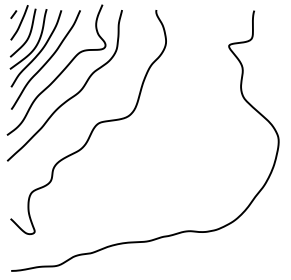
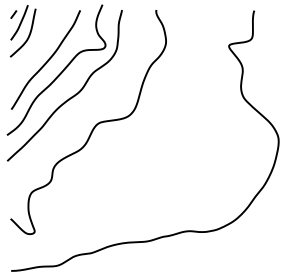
part: present -> none (35, 48)
